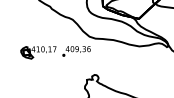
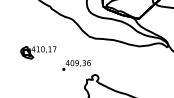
text position: (76, 51) -> (76, 65) (76, 65)
